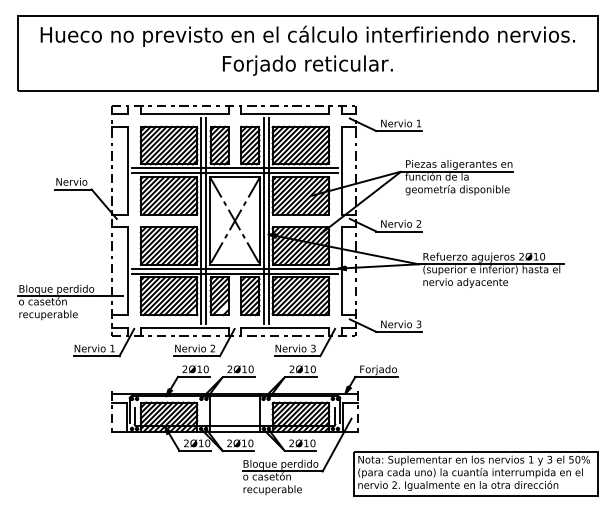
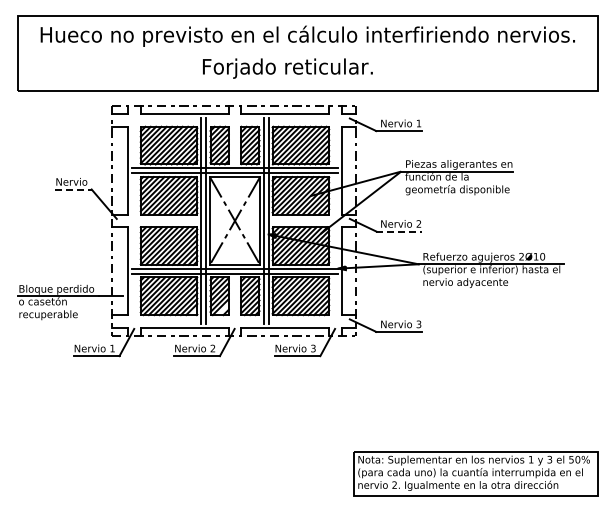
text position: (307, 65) -> (287, 68) (287, 68)
line: solid -> dashed (74, 189)
line: solid -> dashed (399, 231)
part: present -> none (254, 430)
